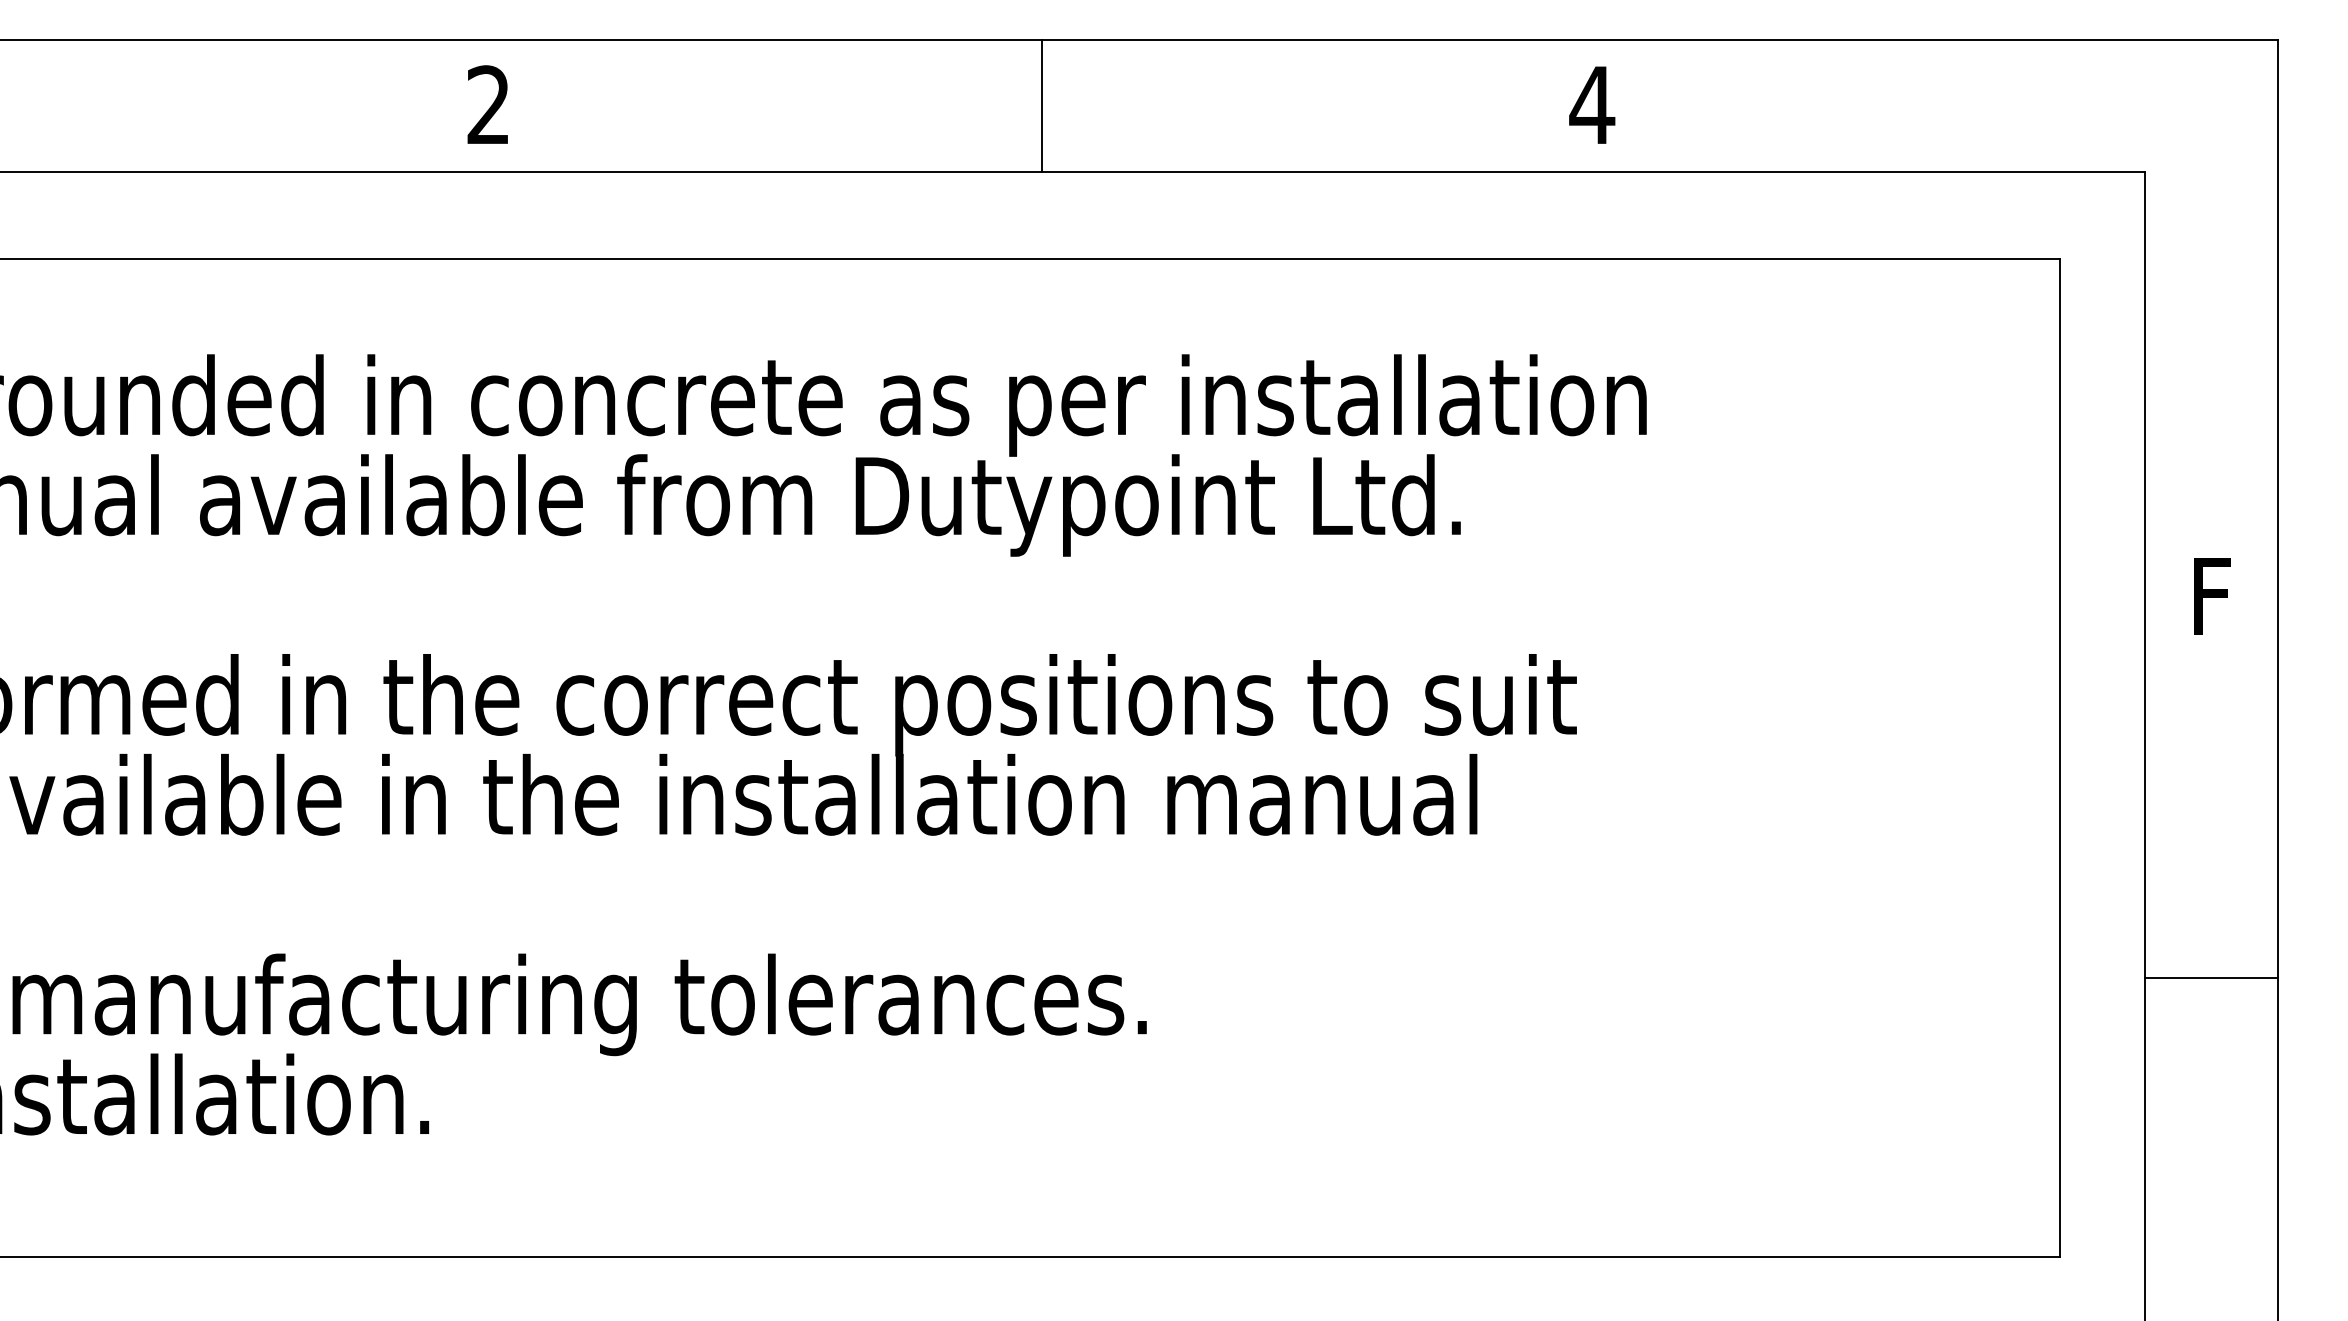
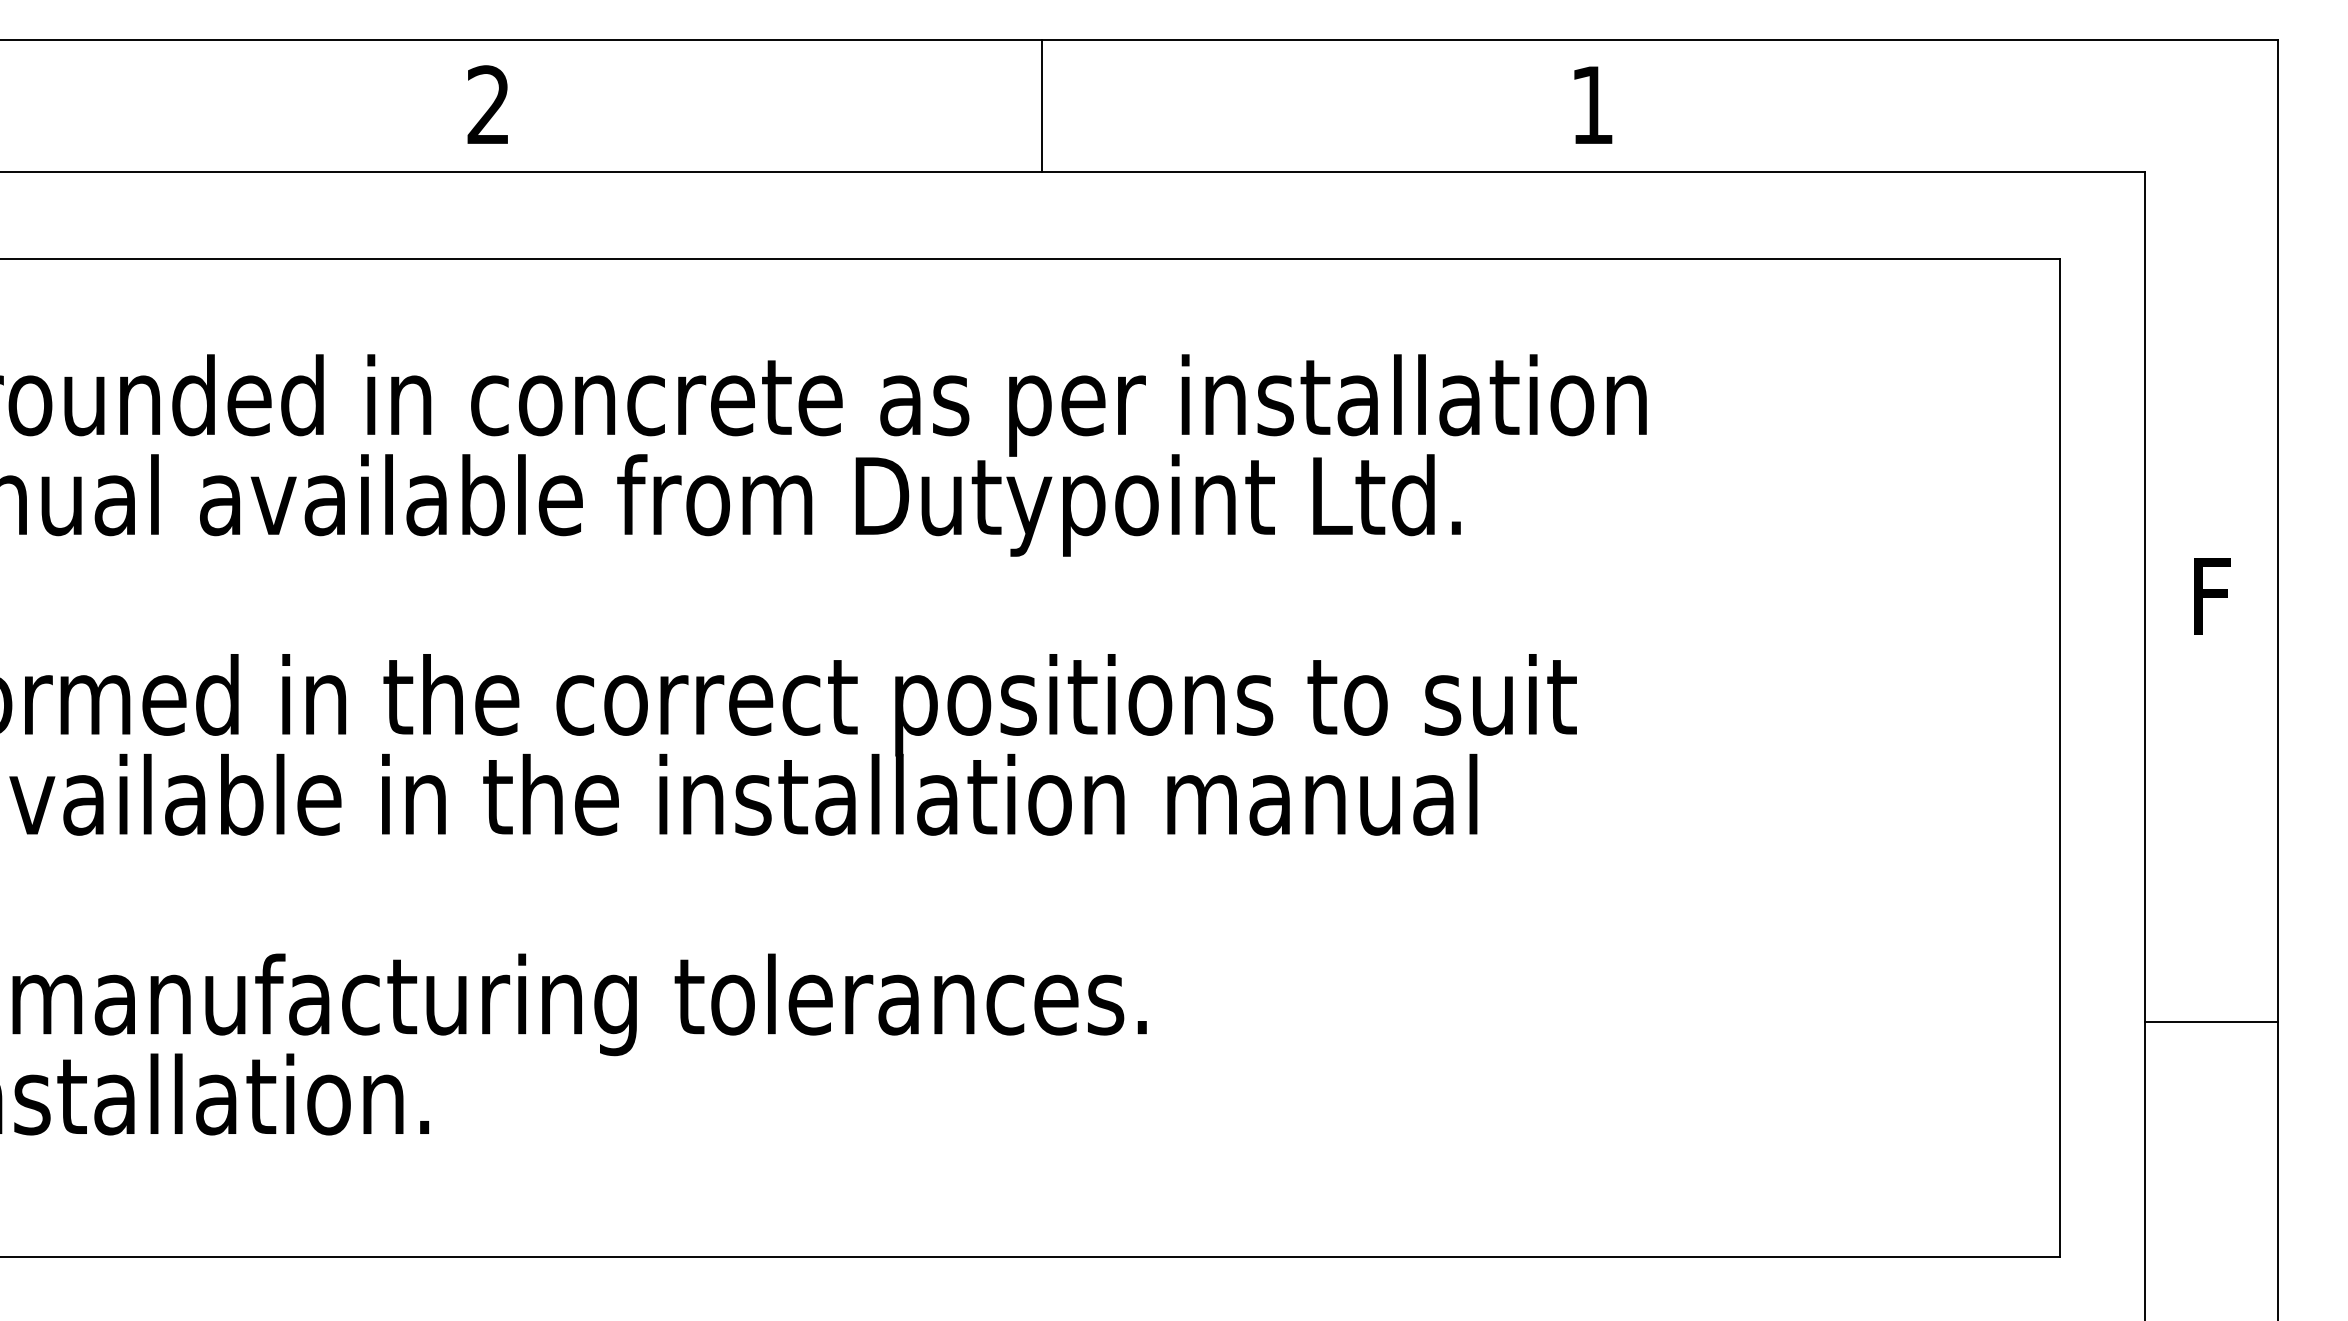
text: 4 -> 1 (1592, 104)
line position: (2211, 978) -> (2211, 1022) (2211, 1022)
